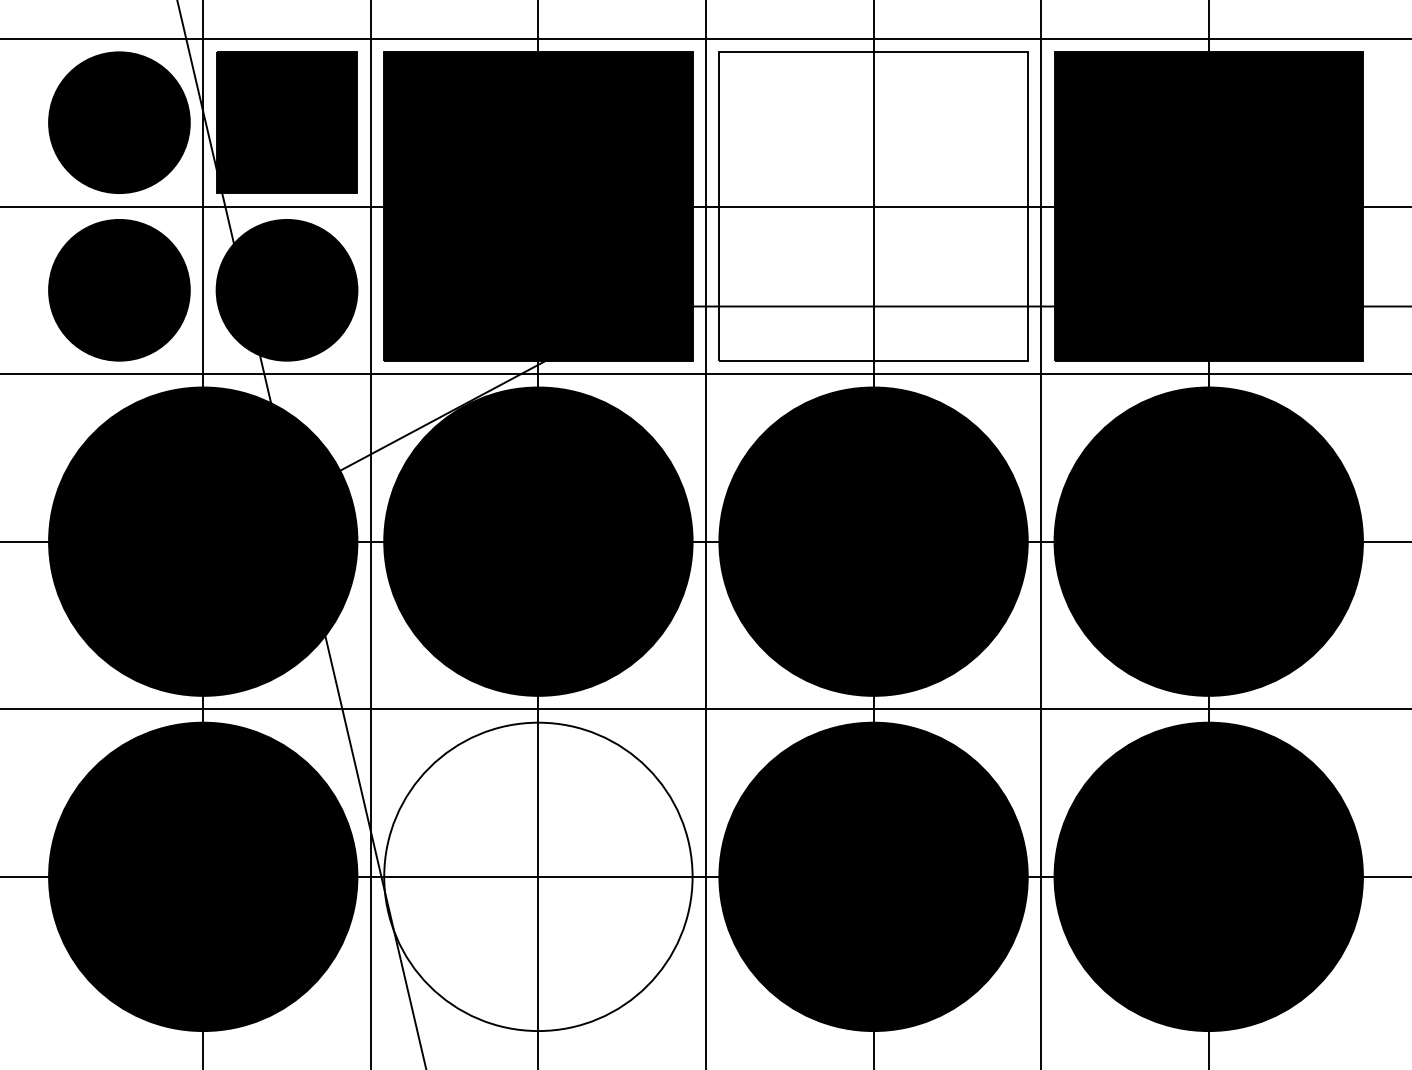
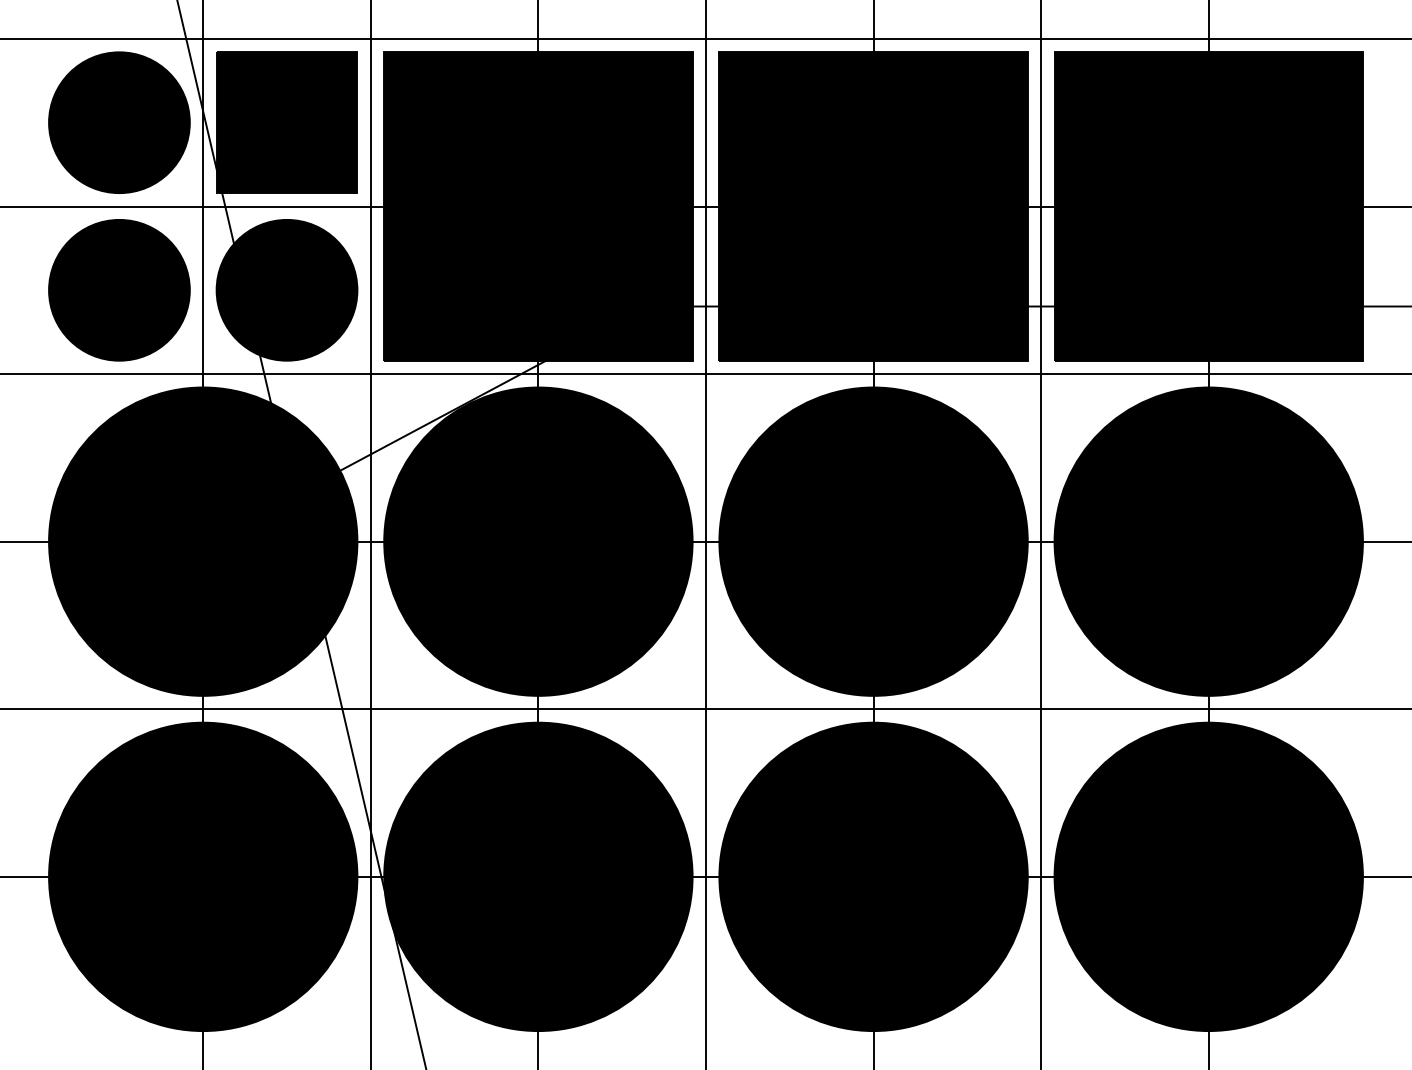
fill: none -> present (873, 206)
fill: none -> present (538, 876)
